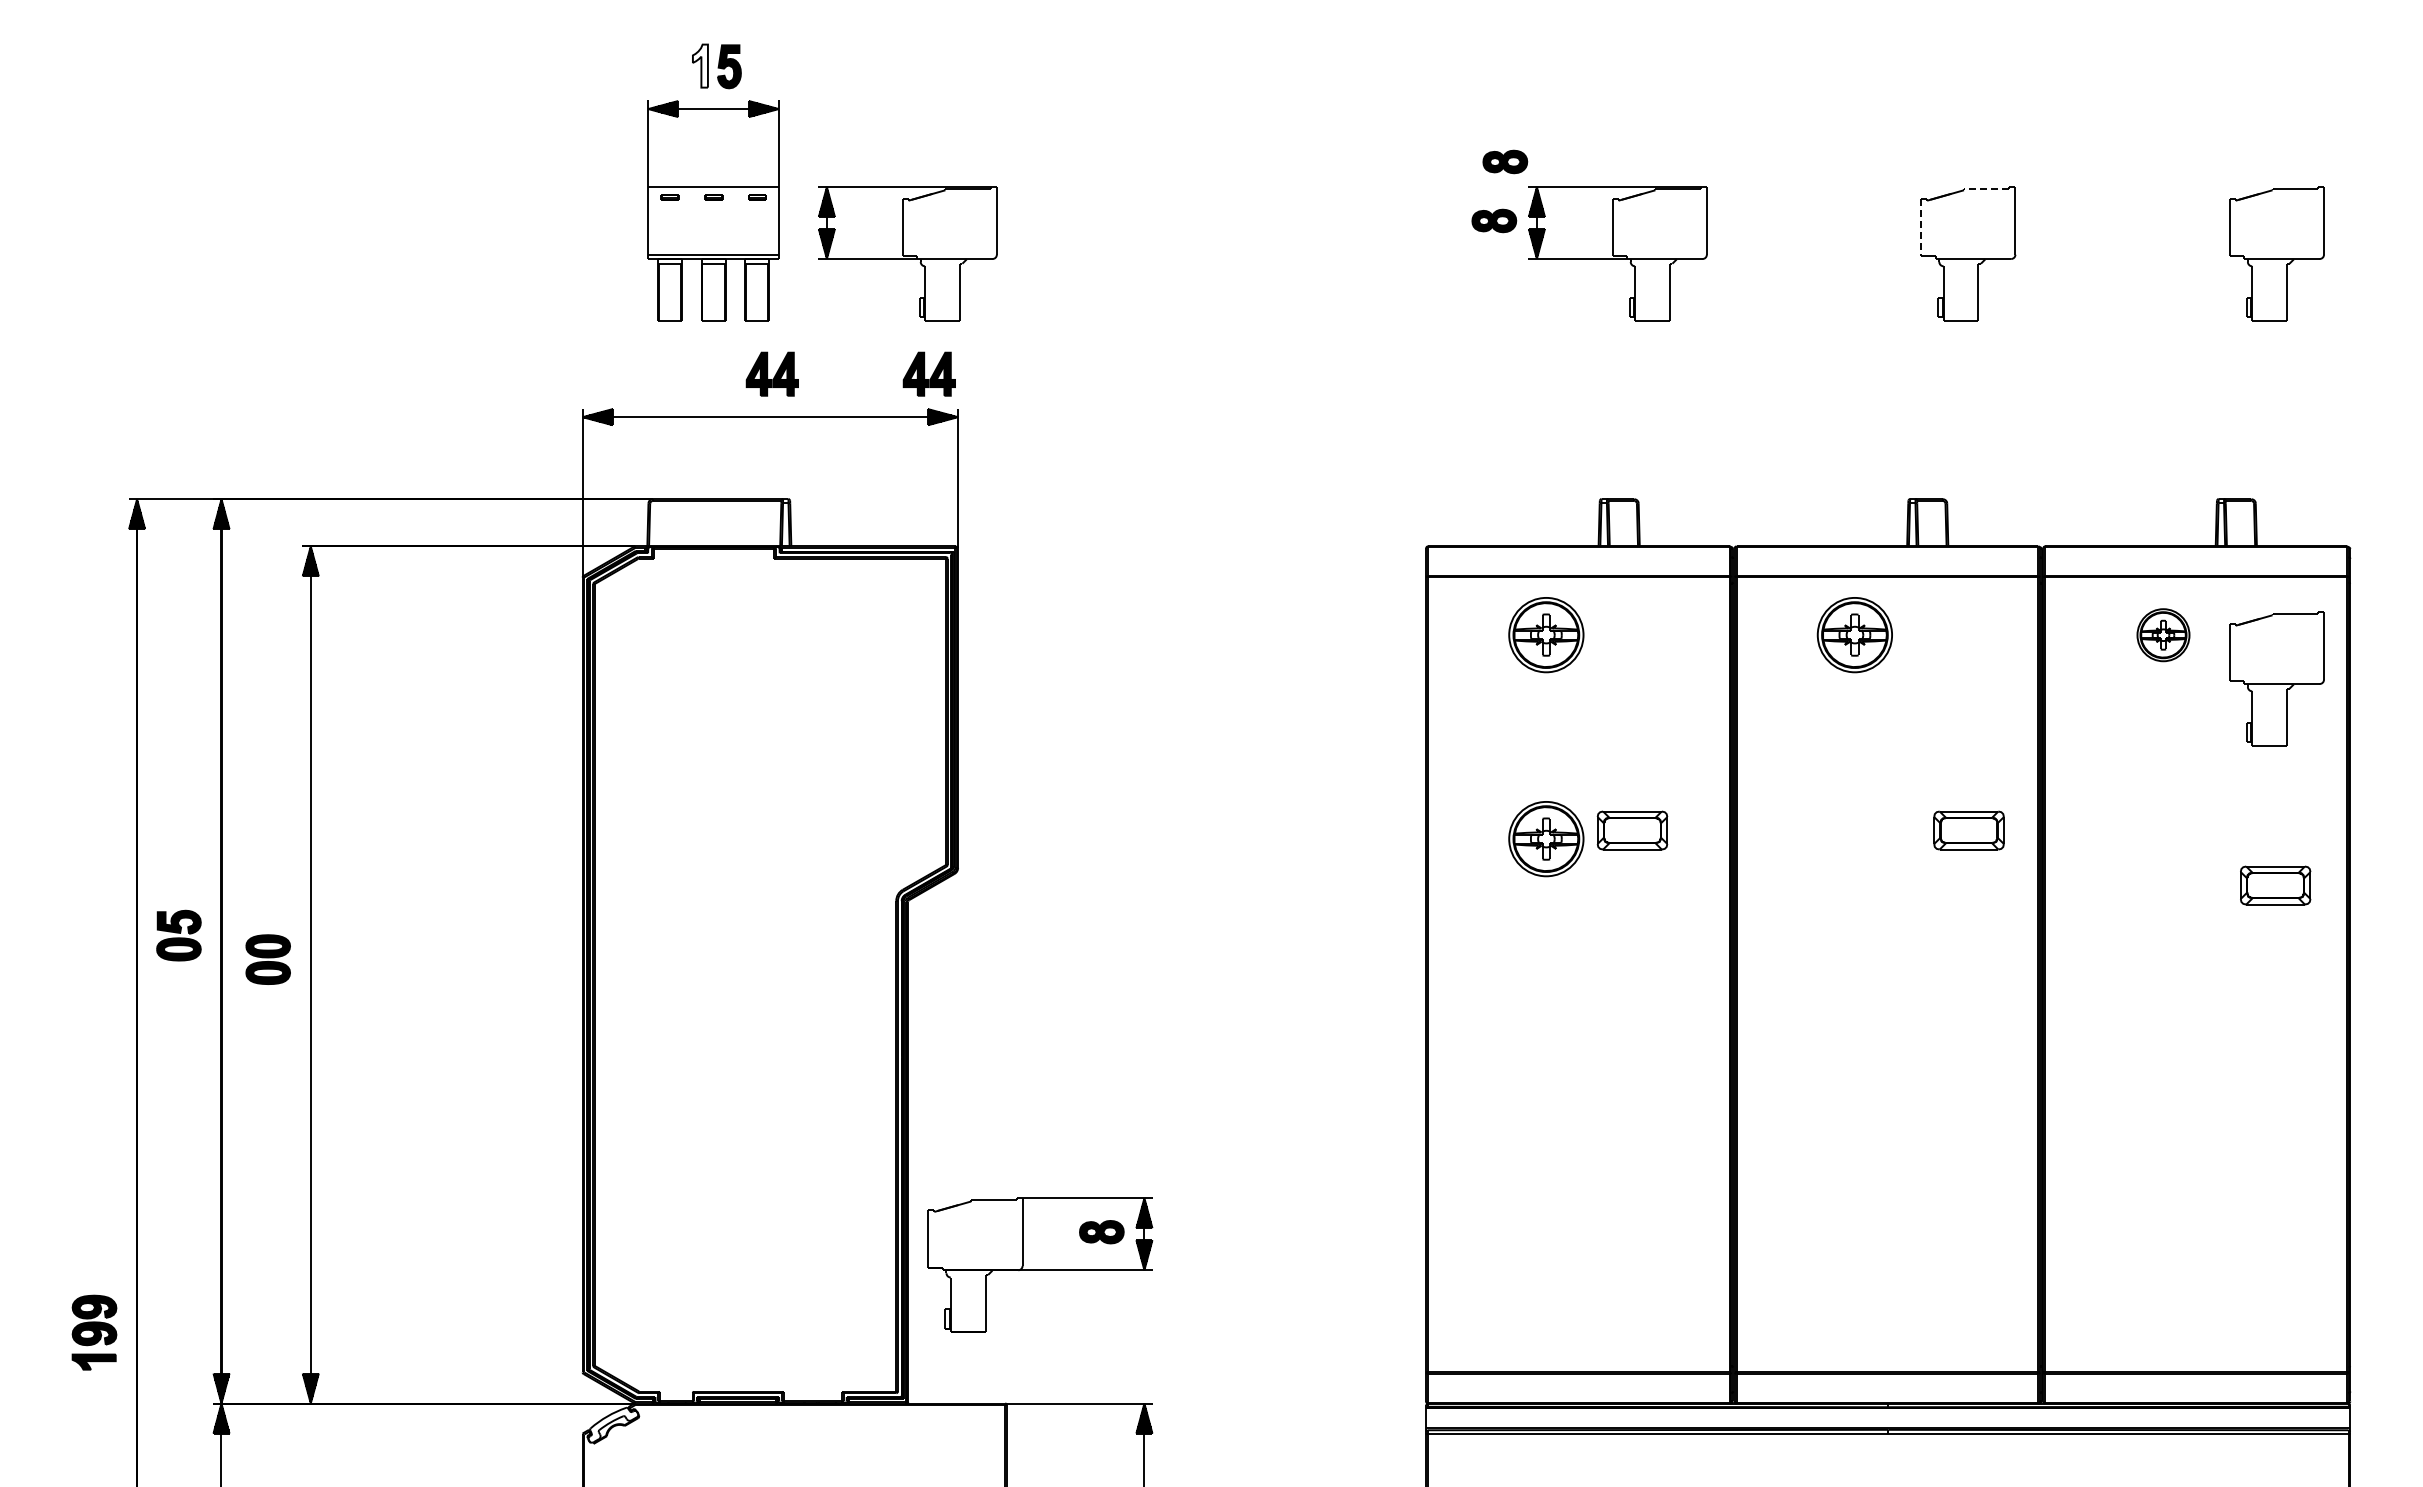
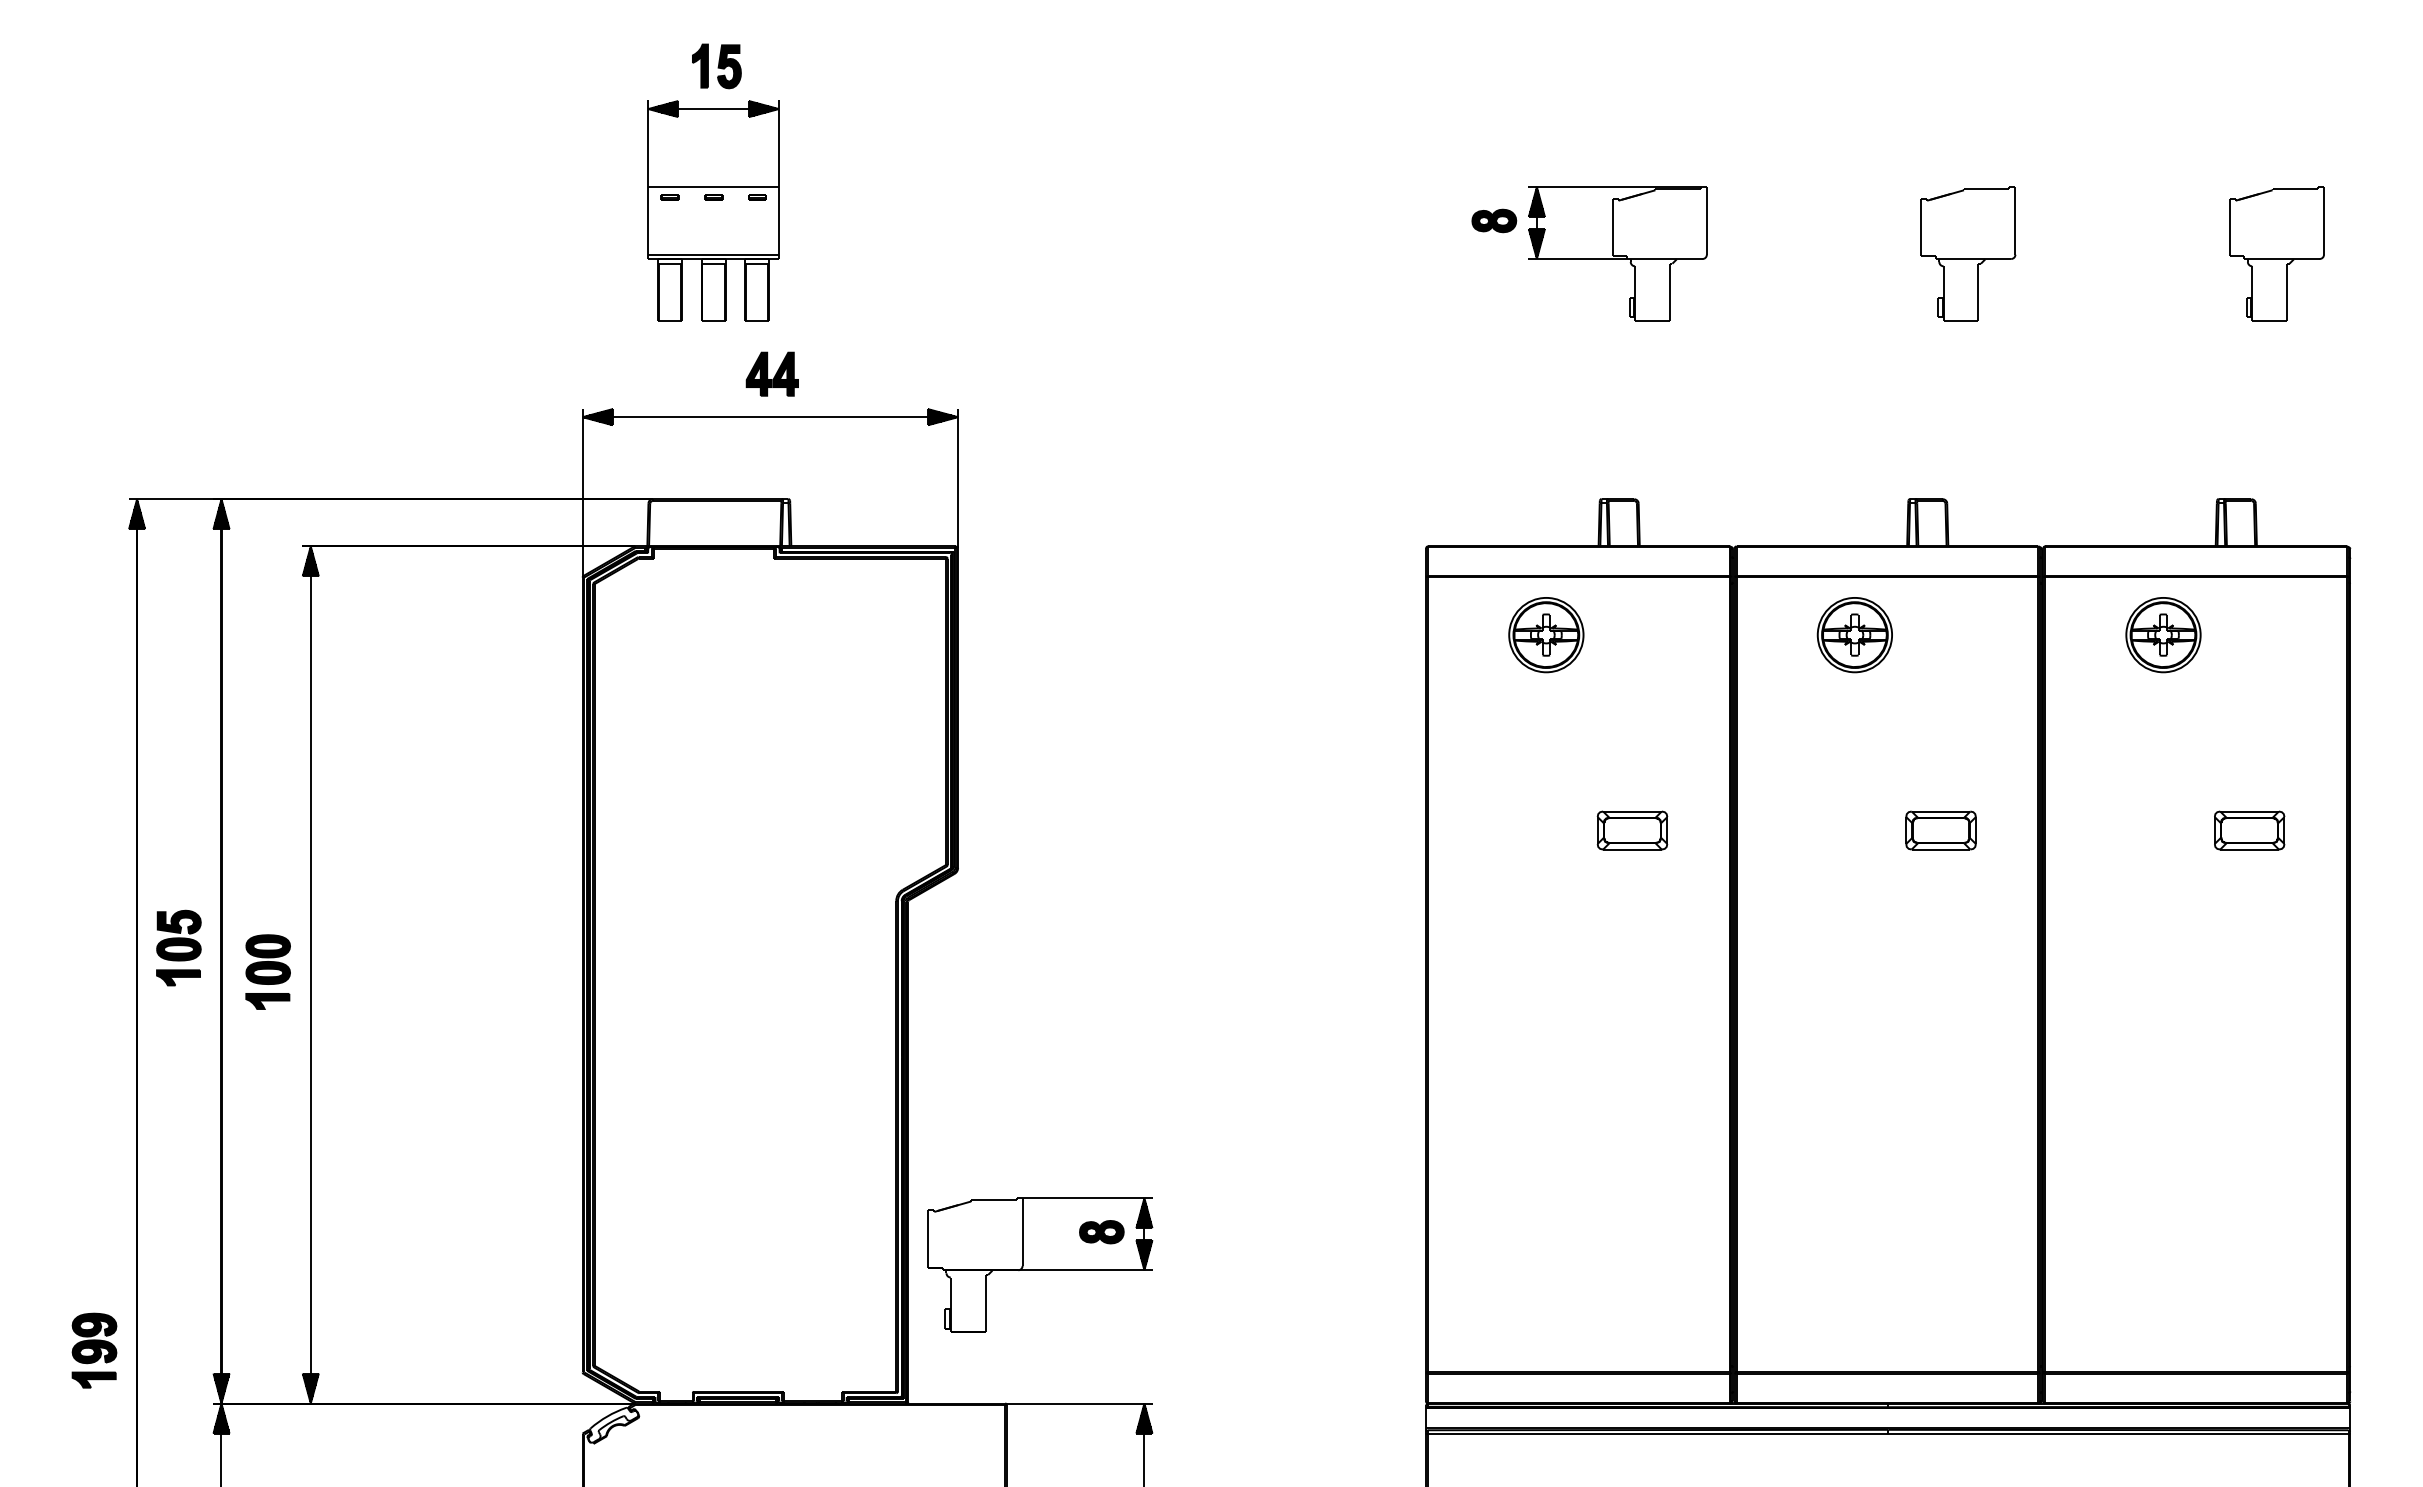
fill: none -> present (699, 65)
part: present -> none (1505, 161)
line: dashed -> solid (1986, 188)
line: dashed -> solid (1921, 227)
part: present -> none (907, 253)
part: present -> none (928, 373)
part size: 55x55 px -> 77x77 px (2163, 635)
part: present -> none (2276, 678)
part position: (1968, 830) -> (1940, 830) (1940, 830)
part: present -> none (1546, 839)
part position: (2275, 885) -> (2249, 830) (2249, 830)
part: none -> present (178, 977)
part: none -> present (267, 1001)
part position: (94, 1332) -> (94, 1350) (94, 1350)
